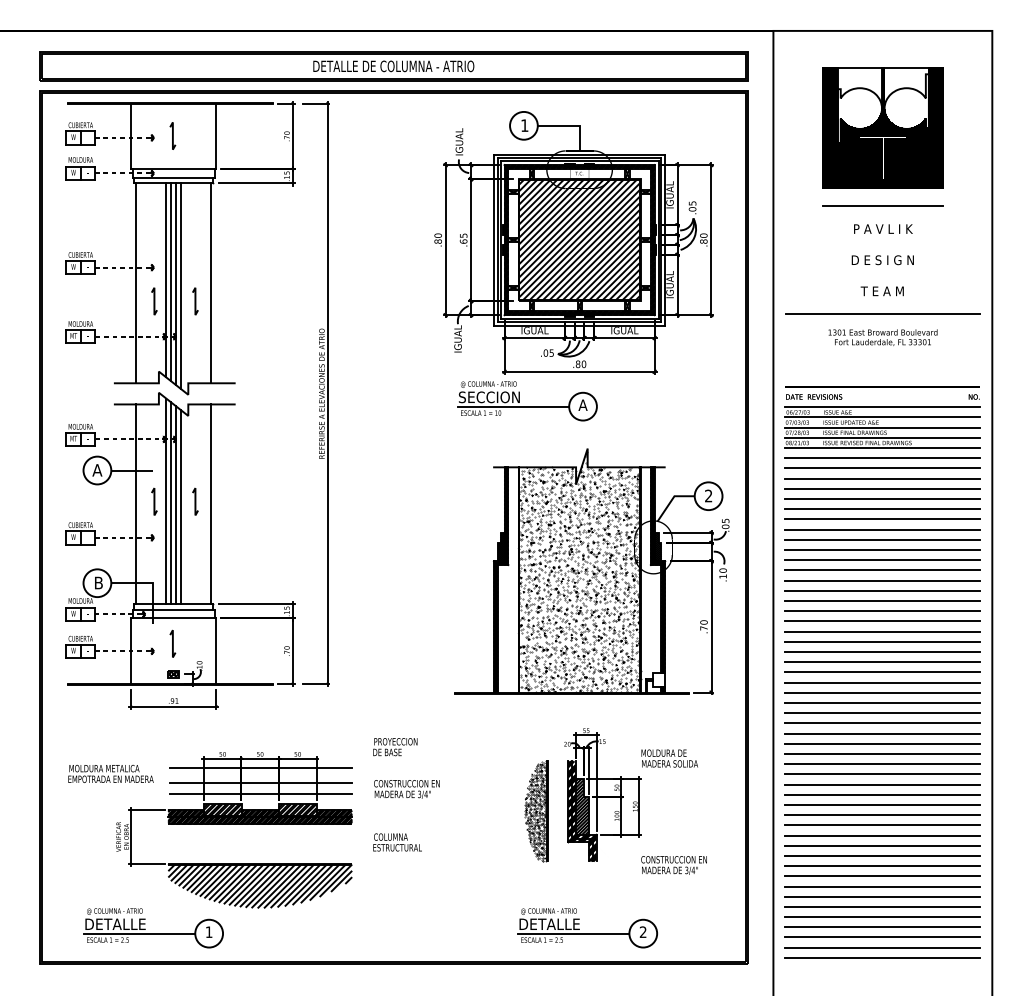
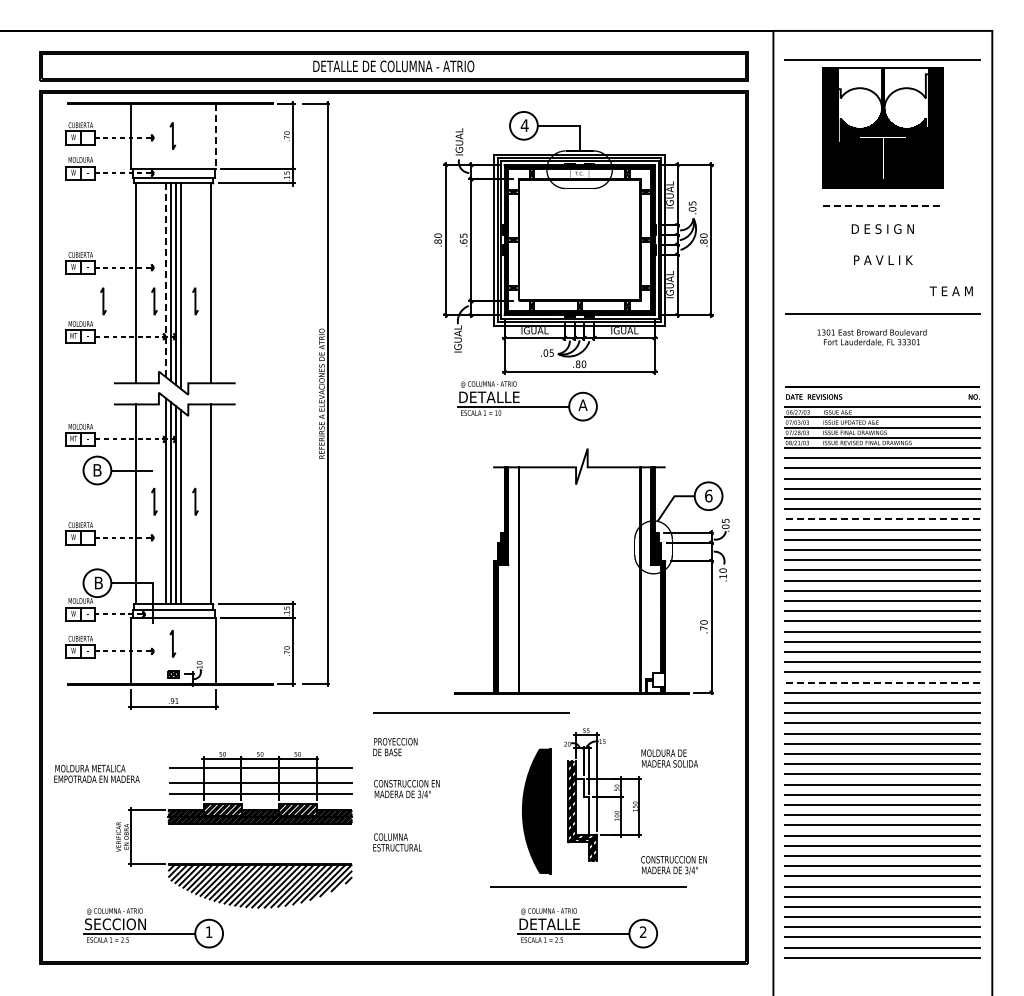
line: none -> present (882, 59)
text: 1 -> 4 (524, 125)
line: solid -> dashed (216, 136)
line: solid -> dashed (882, 206)
text: P A V L I K -> D E S I G N (882, 228)
hatch: present -> none (579, 239)
text: D E S I G N -> P A V L I K (882, 260)
line: solid -> dashed (166, 280)
text position: (881, 291) -> (950, 291) (950, 291)
line: none -> present (103, 301)
text position: (882, 337) -> (871, 337) (871, 337)
text: SECCION -> DETALLE (488, 397)
text: A -> B (97, 470)
text: 2 -> 6 (708, 495)
line: solid -> dashed (882, 519)
hatch: present -> none (579, 572)
line: solid -> dashed (882, 682)
line: none -> present (471, 712)
text position: (110, 773) -> (96, 773) (96, 773)
hatch: present -> none (582, 806)
part size: 25x103 px -> 30x127 px (536, 811)
line: none -> present (588, 886)
text: DETALLE -> SECCION (115, 924)
